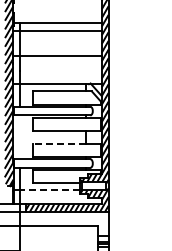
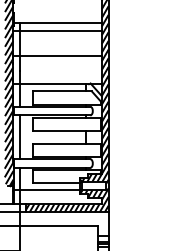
line: none -> present (19, 137)
line: dashed -> solid (58, 143)
line: dashed -> solid (49, 190)
